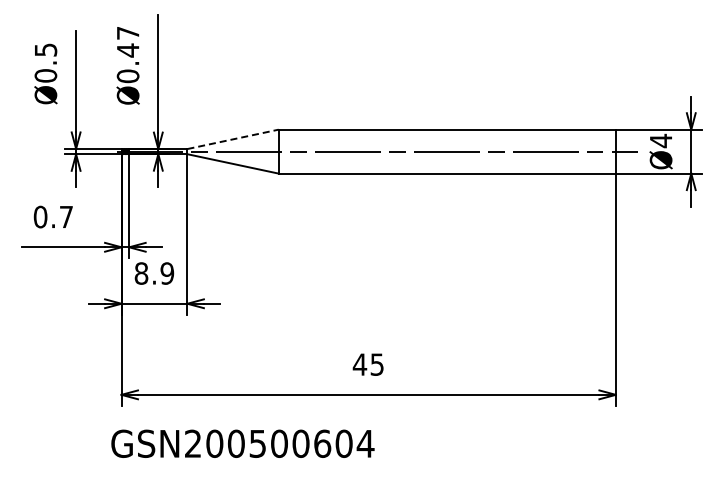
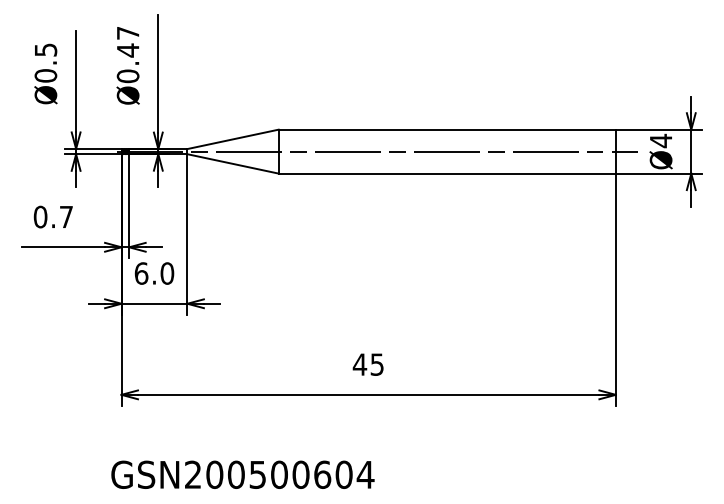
line: dashed -> solid (233, 139)
text: 8.9 -> 6.0 (154, 273)
text position: (242, 443) -> (242, 474) (242, 474)
